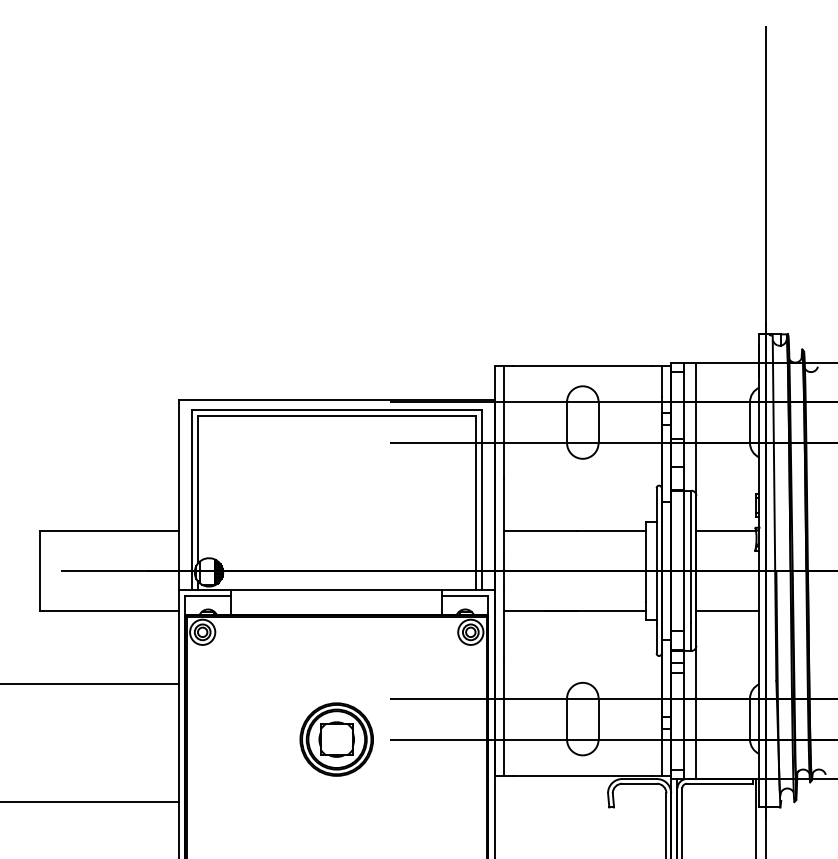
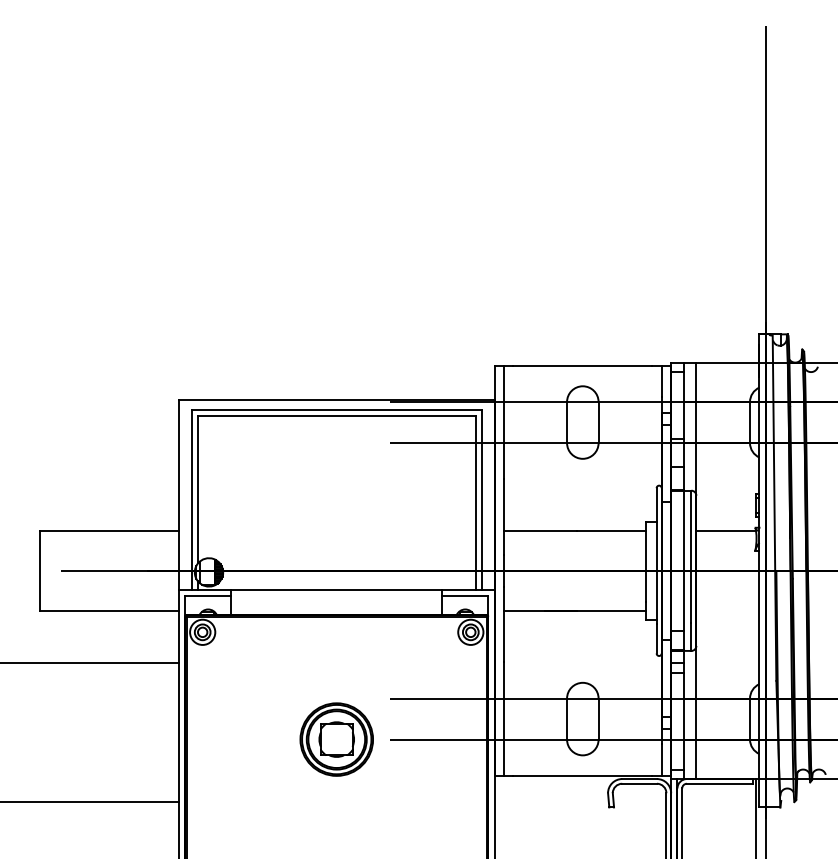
line: present -> none (727, 610)
line position: (90, 684) -> (90, 663) (90, 663)
